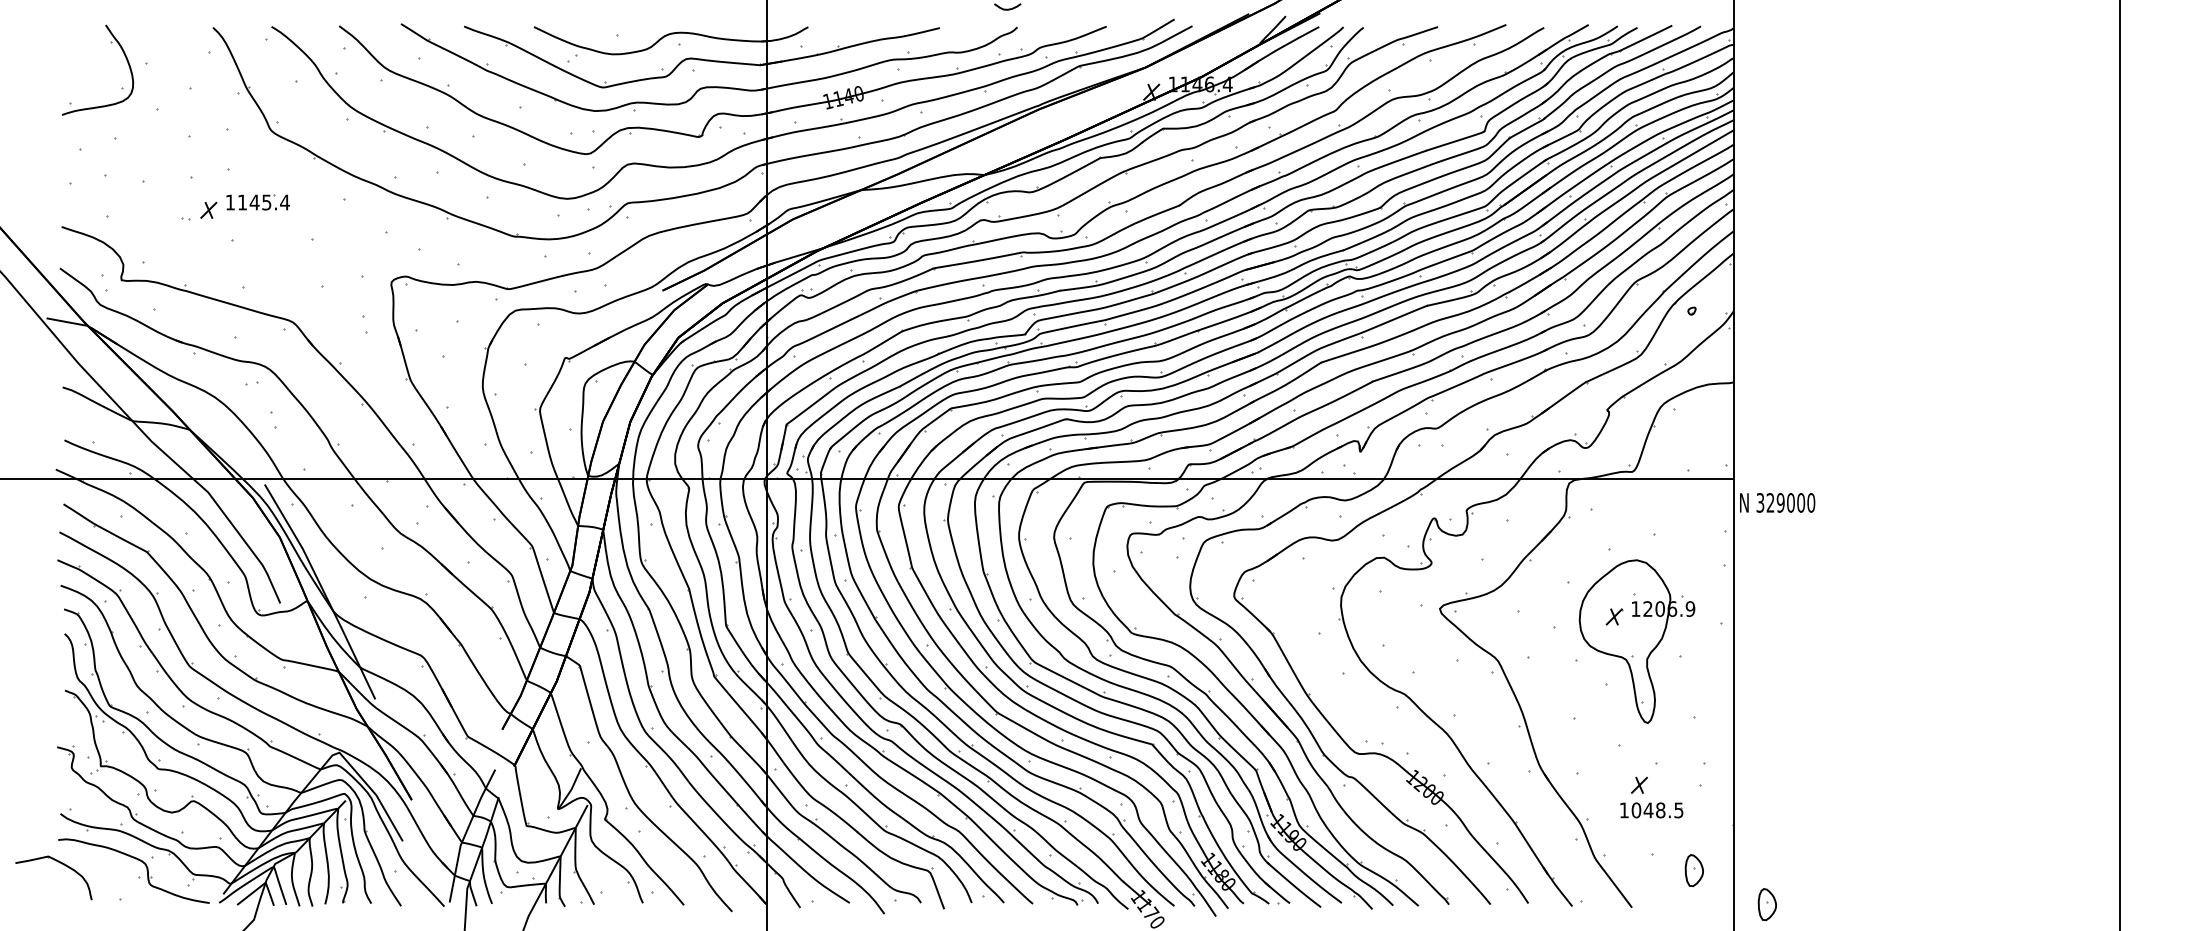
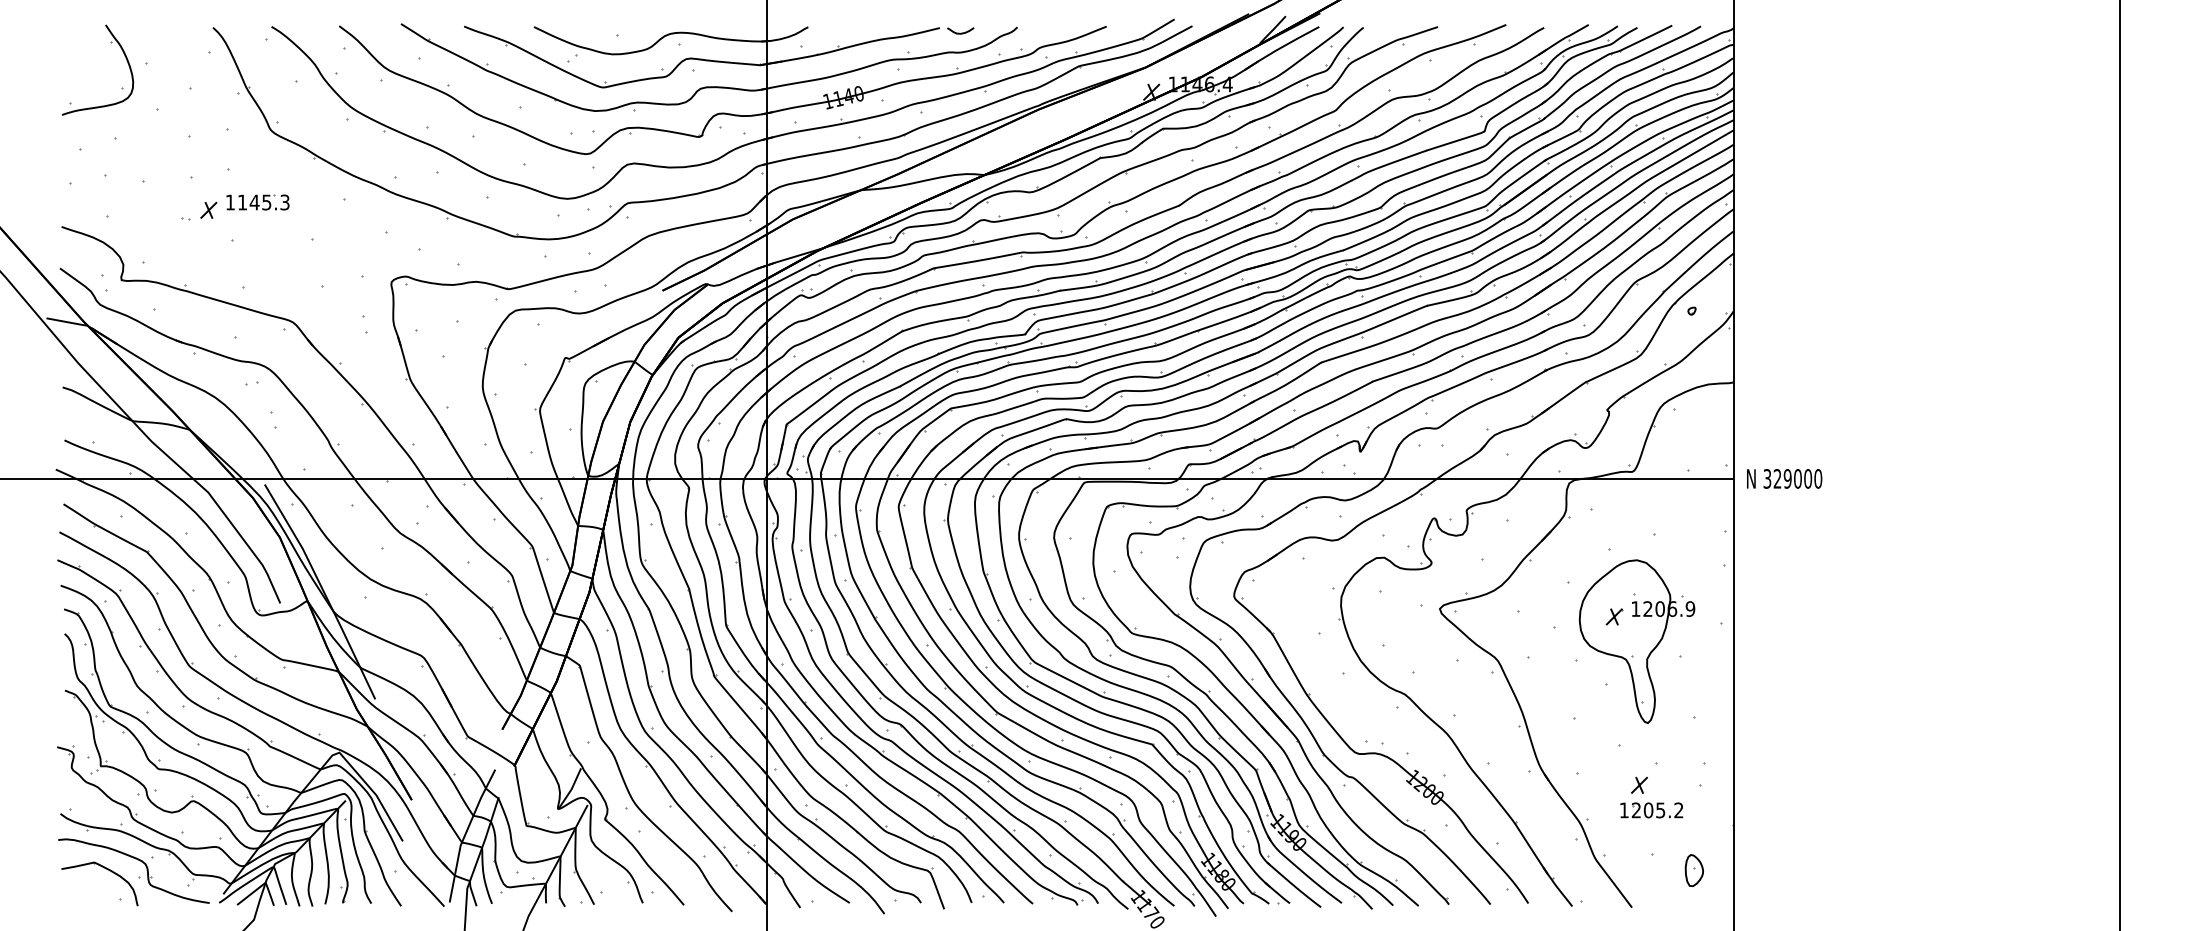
curve position: (1007, 8) -> (960, 32) (960, 32)
text: 1145.4 -> 1145.3 (284, 202)
text position: (1777, 502) -> (1784, 478) (1784, 478)
text: 1048.5 -> 1205.2 (1657, 810)
part position: (61, 864) -> (107, 870) (107, 870)
part: present -> none (1766, 904)
